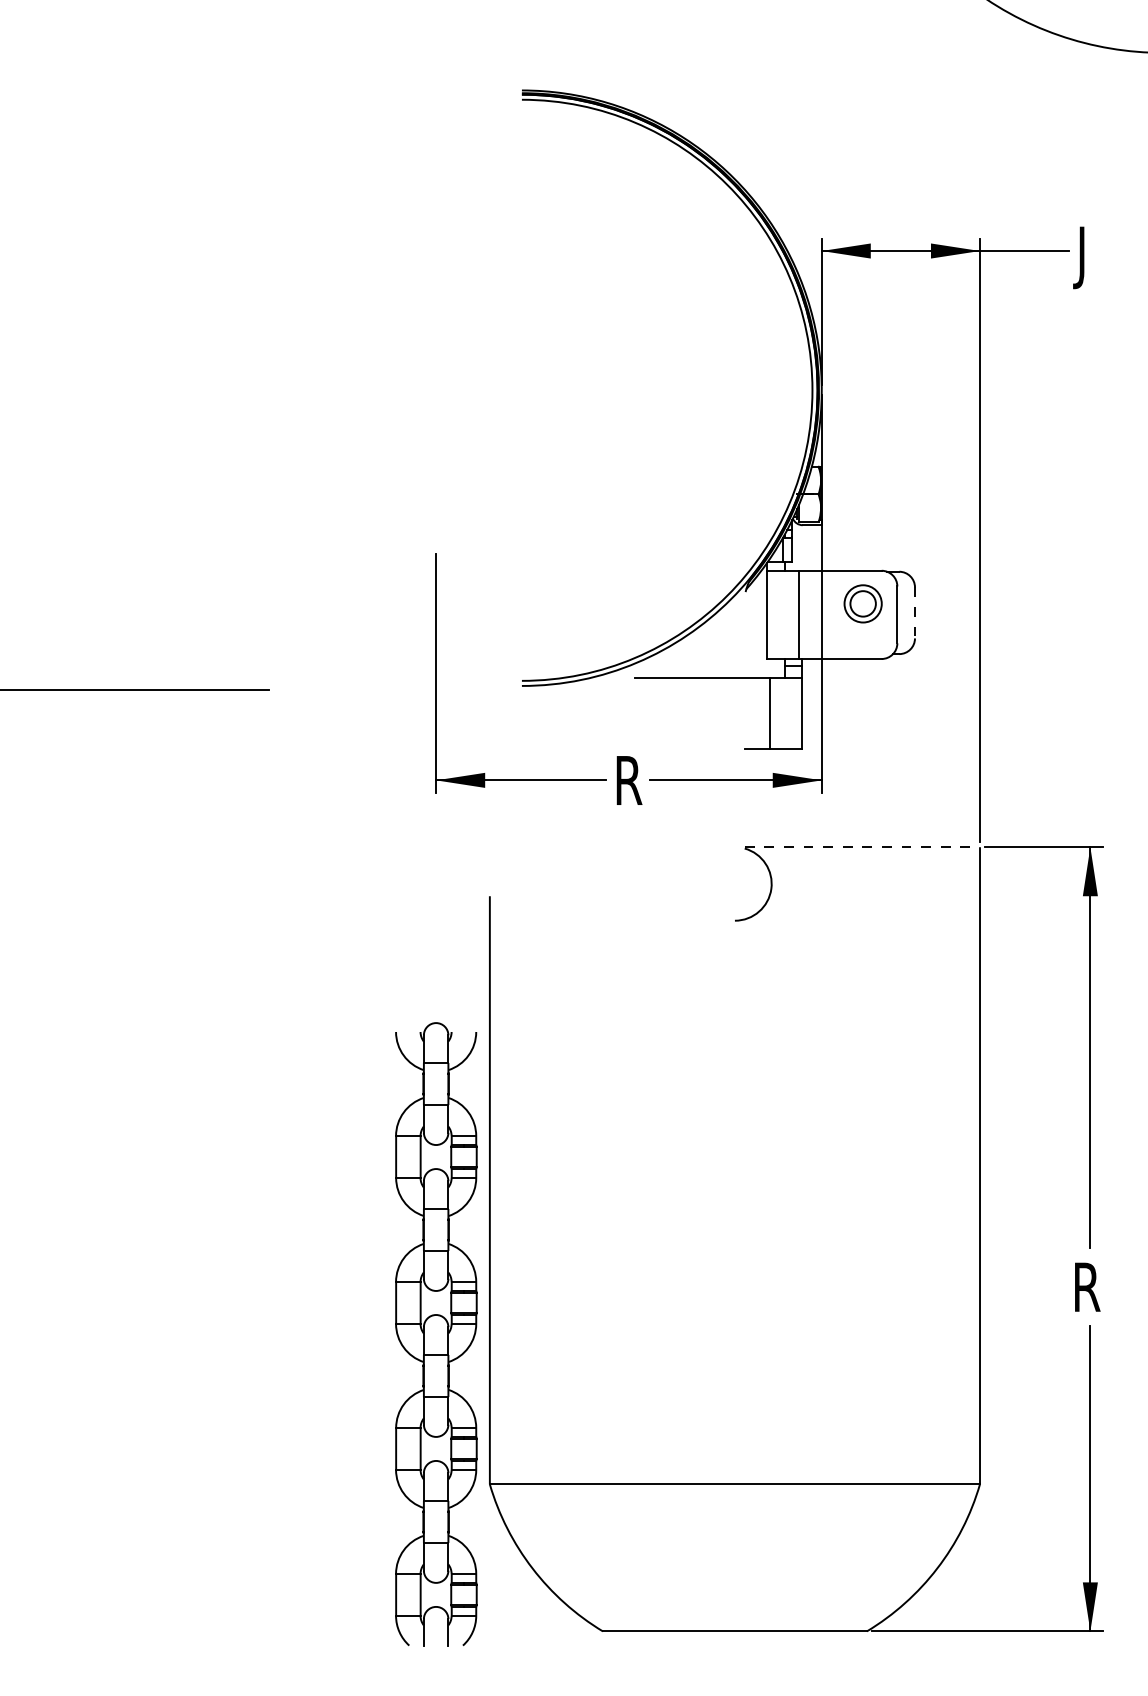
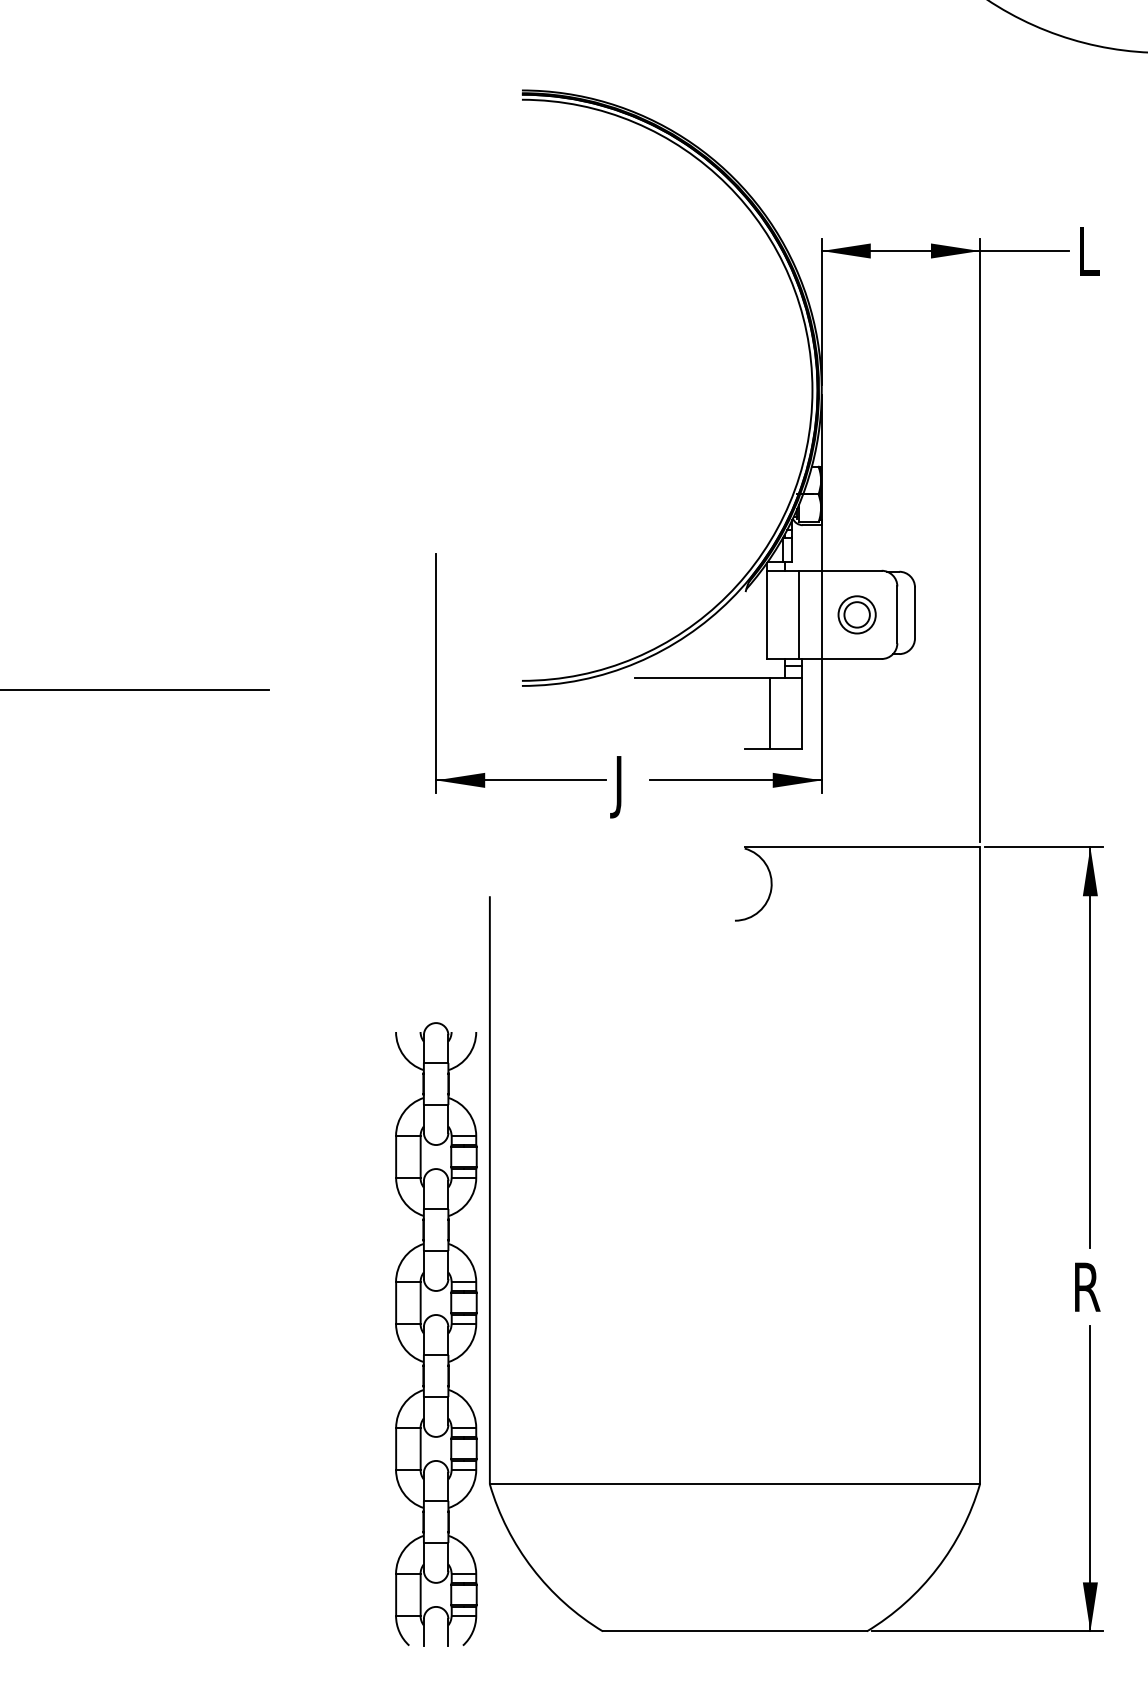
text: J -> L (1086, 257)
part position: (862, 603) -> (856, 614) (856, 614)
line: dashed -> solid (915, 613)
text: R -> J (626, 787)
line: dashed -> solid (862, 847)
